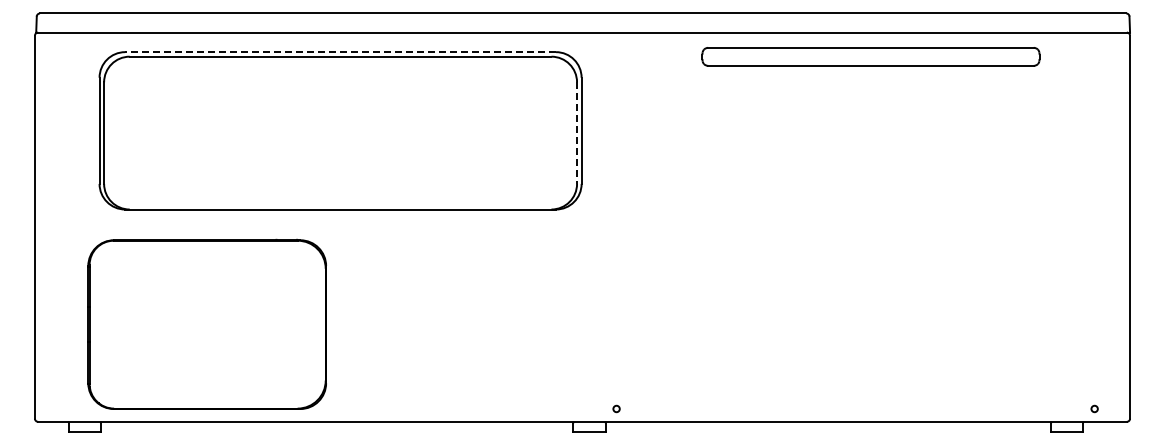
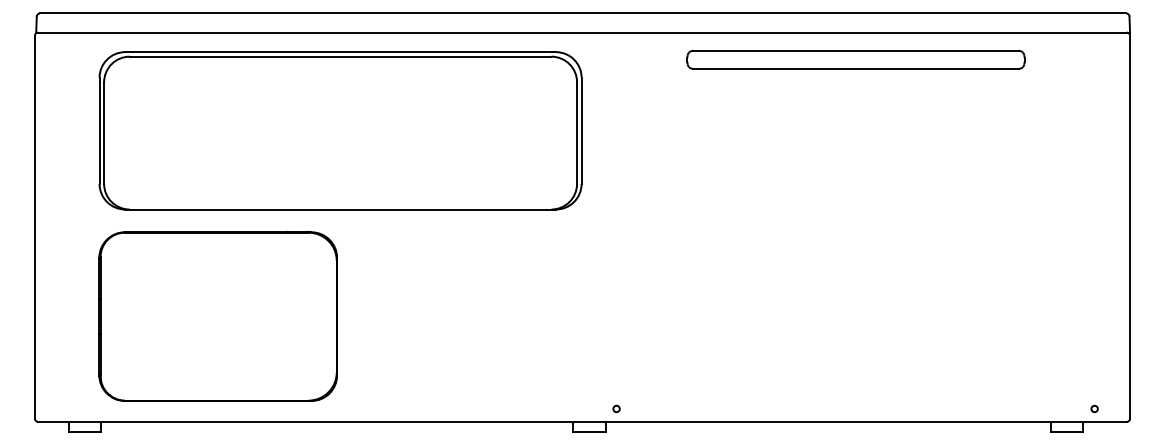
line: dashed -> solid (340, 52)
part position: (870, 56) -> (855, 59) (855, 59)
line: dashed -> solid (577, 133)
part position: (206, 323) -> (217, 315) (217, 315)
